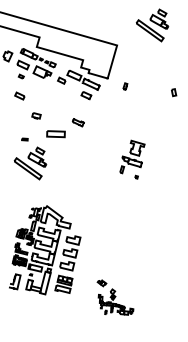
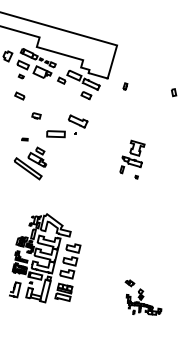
part: present -> none (152, 25)
part size: 14x10 px -> 21x21 px (78, 124)
part position: (45, 250) -> (45, 258) (45, 258)
part position: (115, 297) -> (143, 297) (143, 297)
